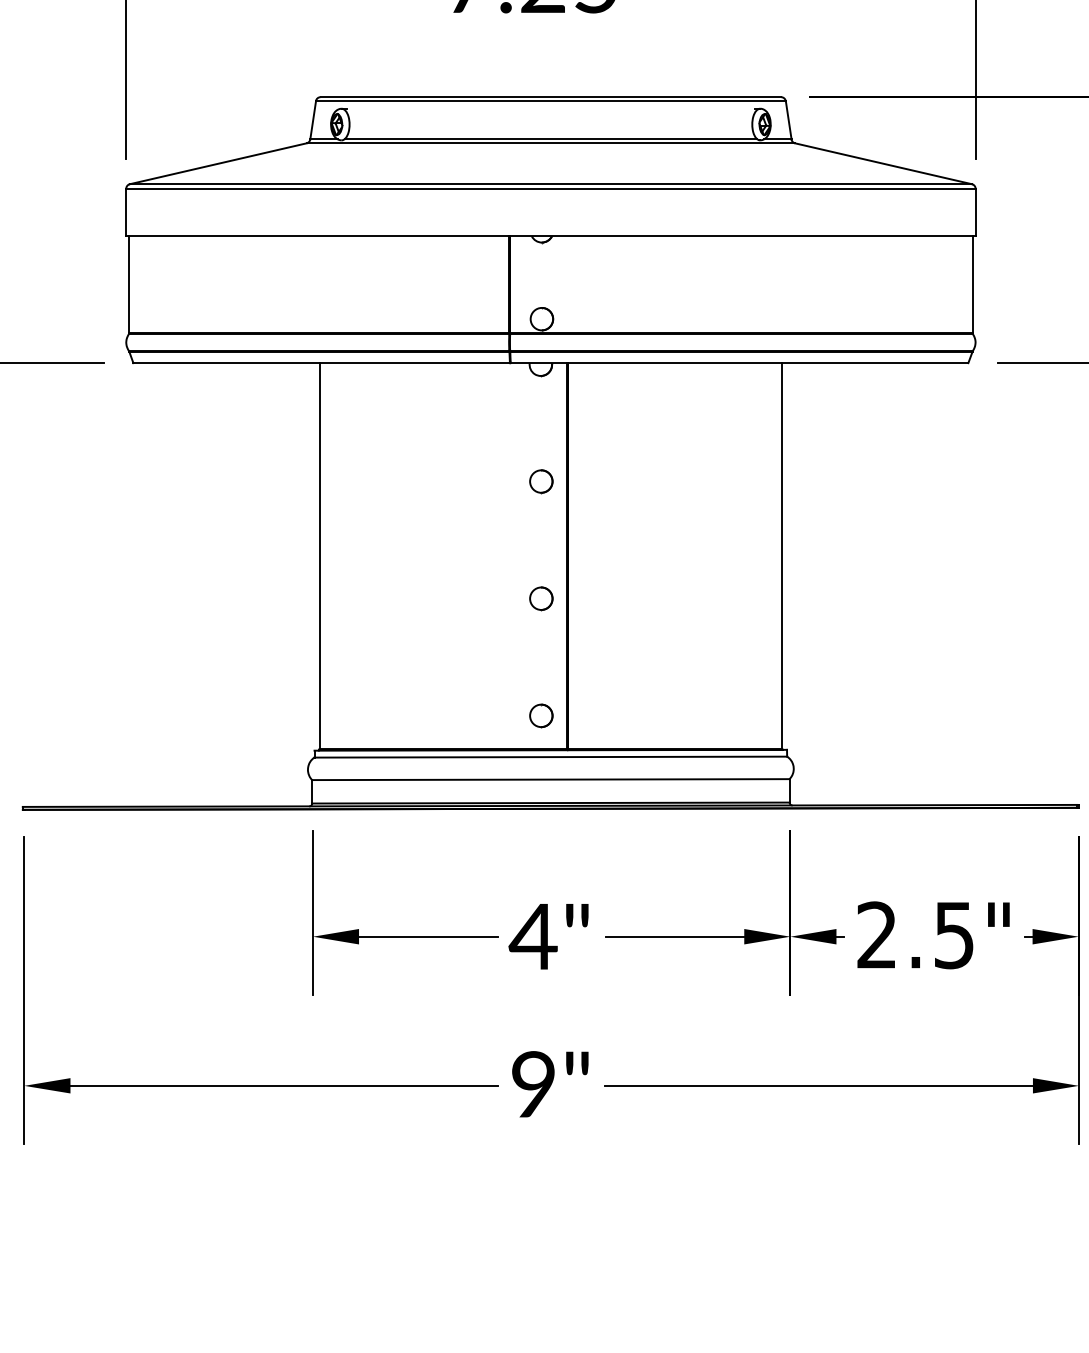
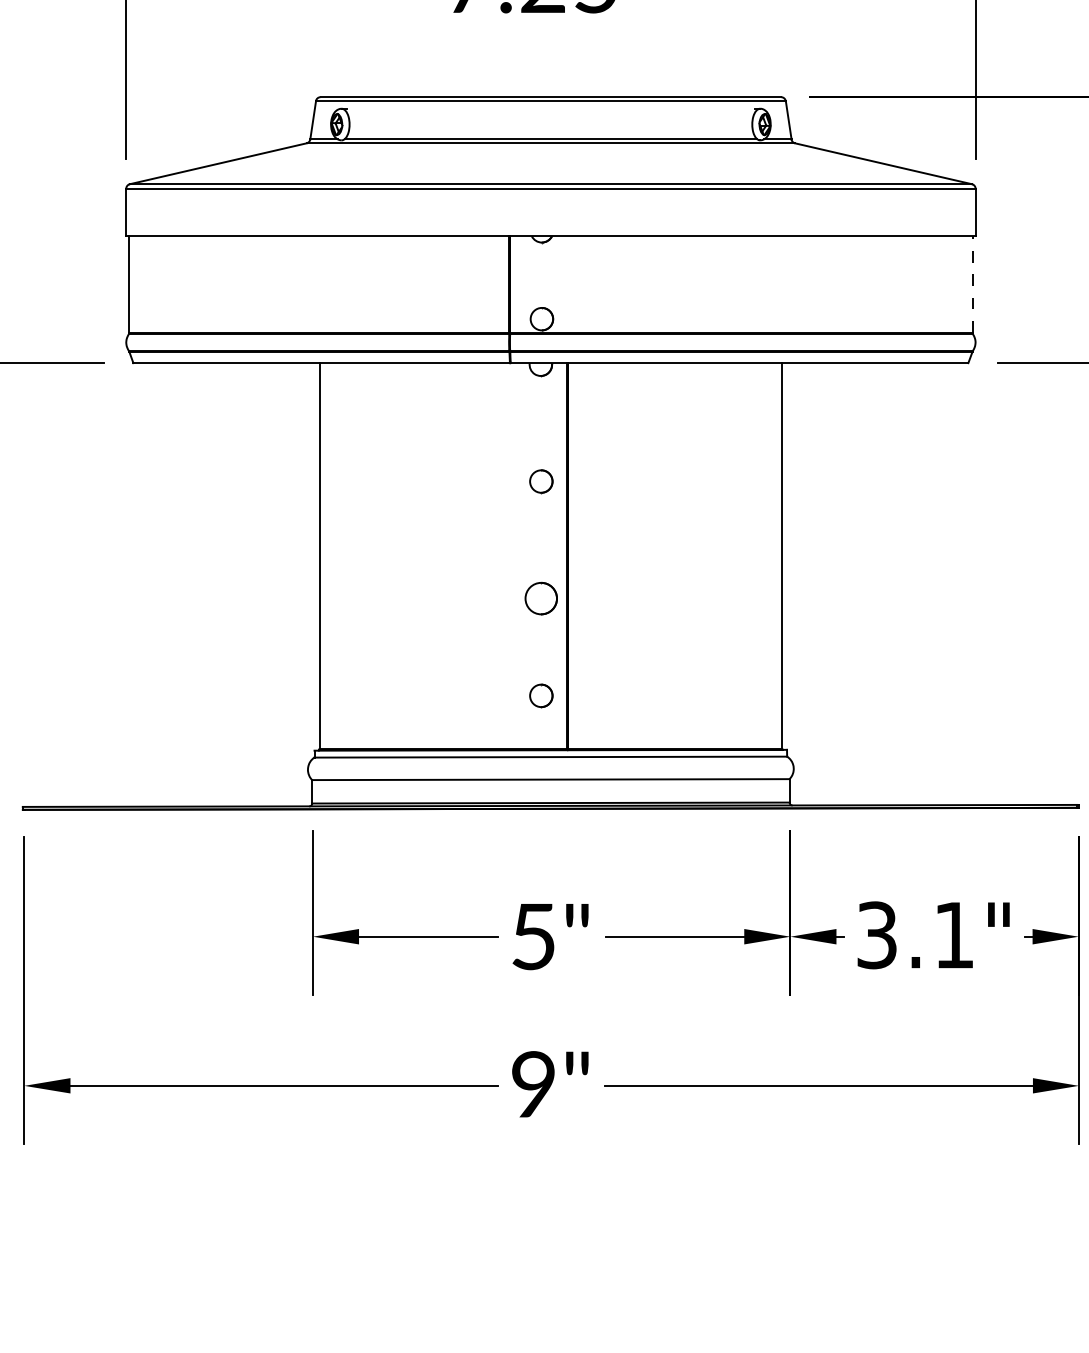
line: solid -> dashed (972, 284)
part size: 25x26 px -> 34x35 px (540, 598)
part position: (541, 715) -> (541, 695) (541, 695)
text: 2.5" -> 3.1" (915, 935)
text: 4" -> 5" (532, 937)
